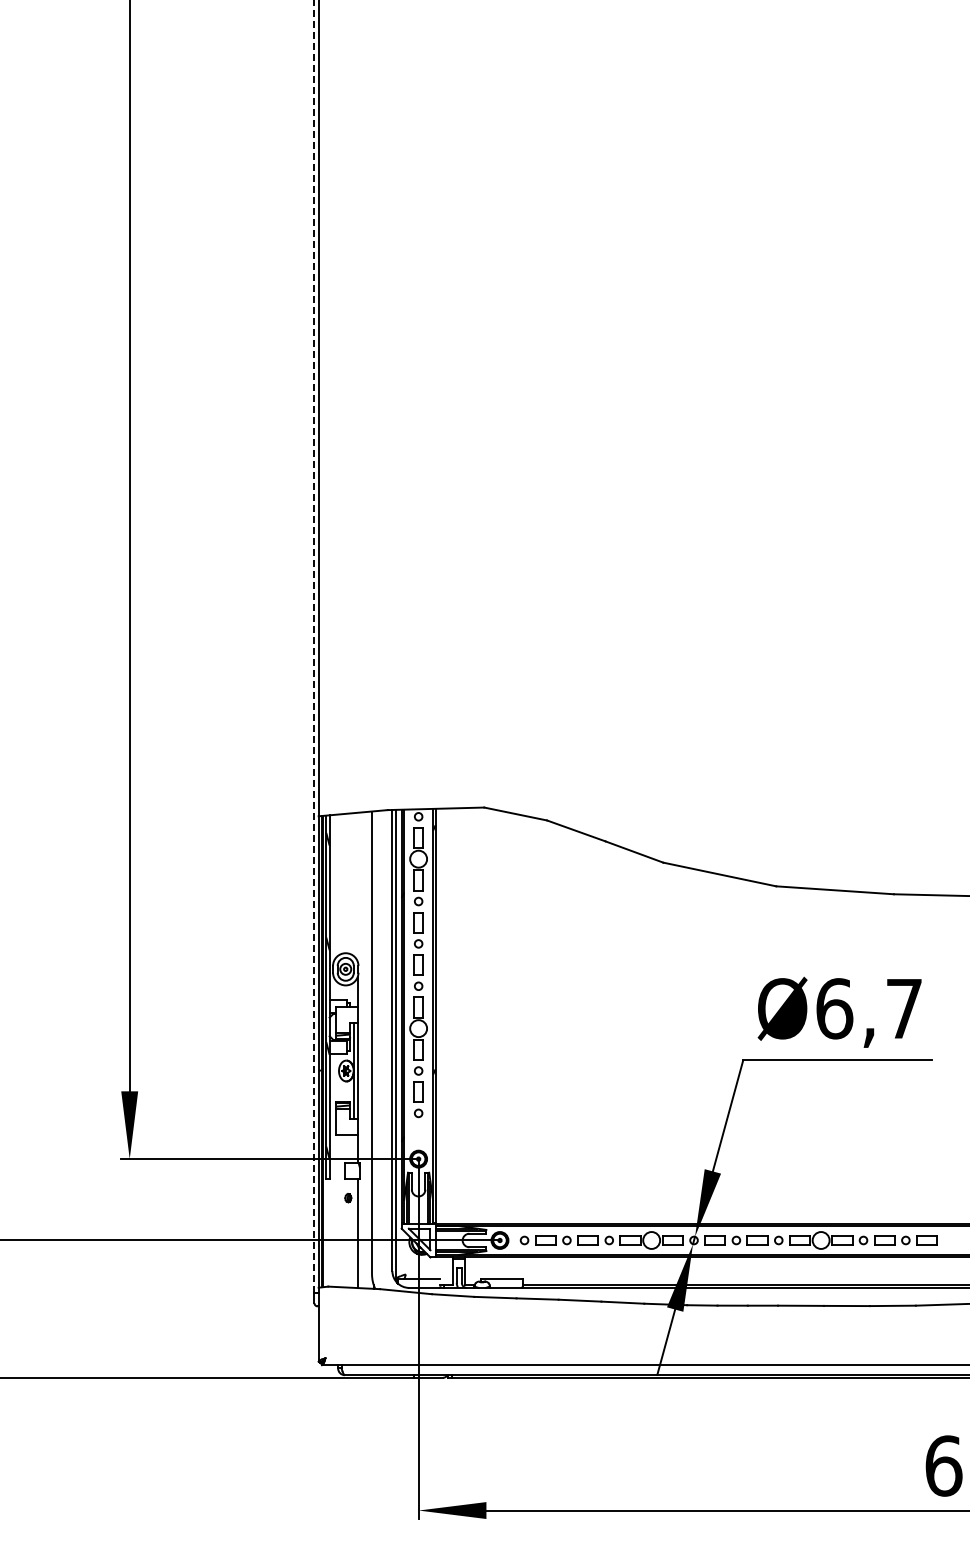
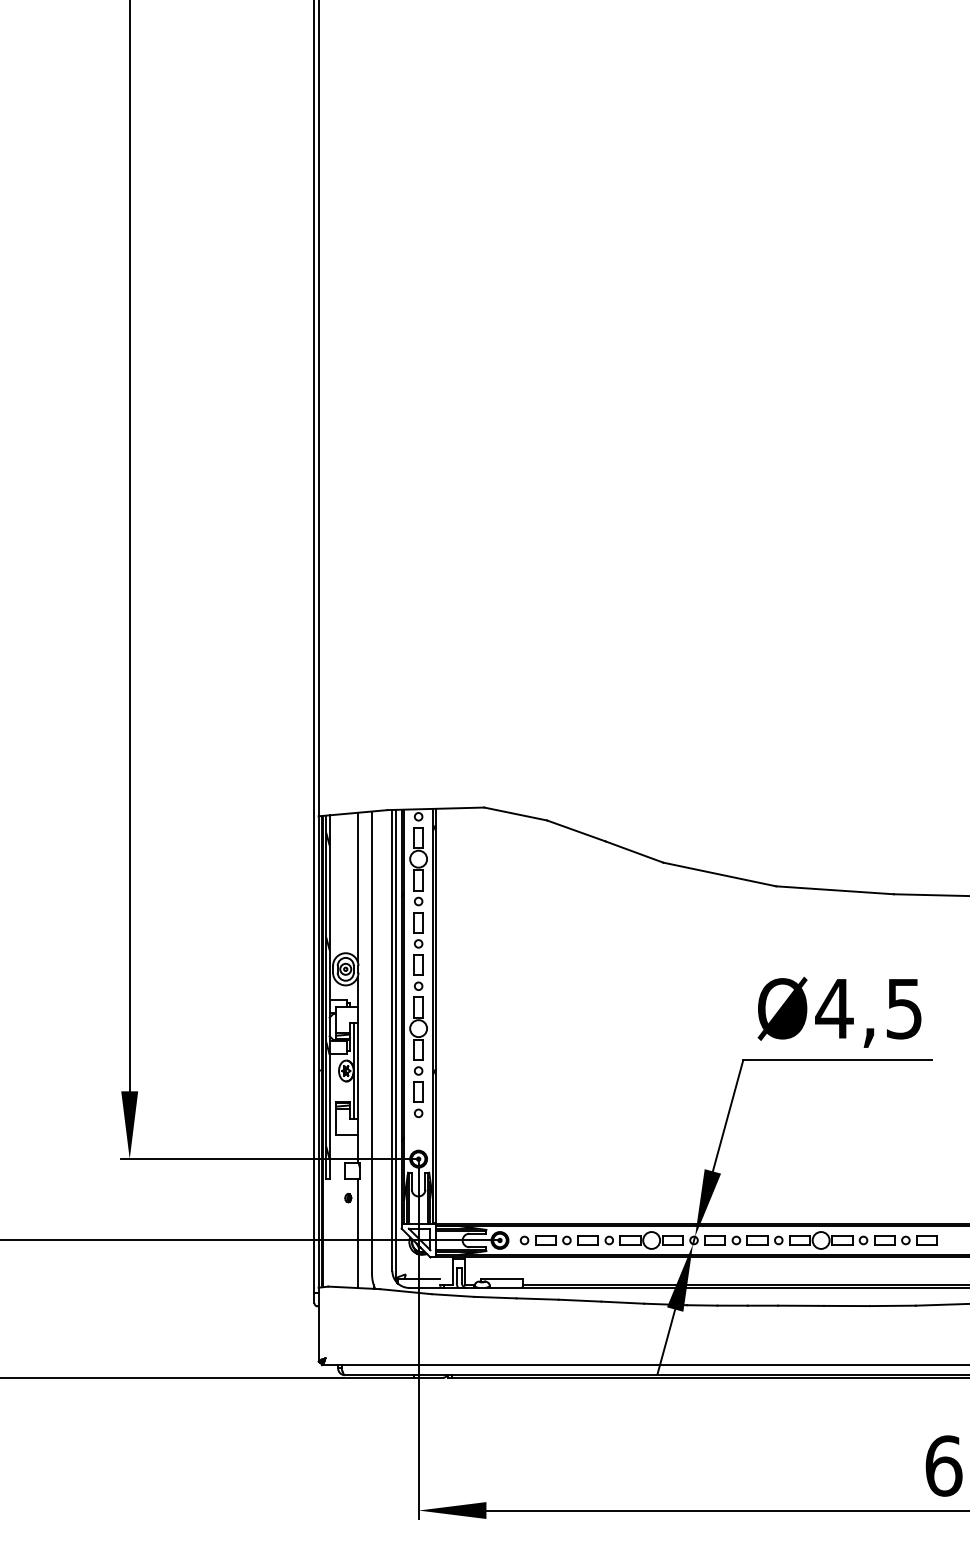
line: dashed -> solid (314, 646)
line: none -> present (357, 886)
text: Ø6,7 -> Ø4,5 (868, 1008)
